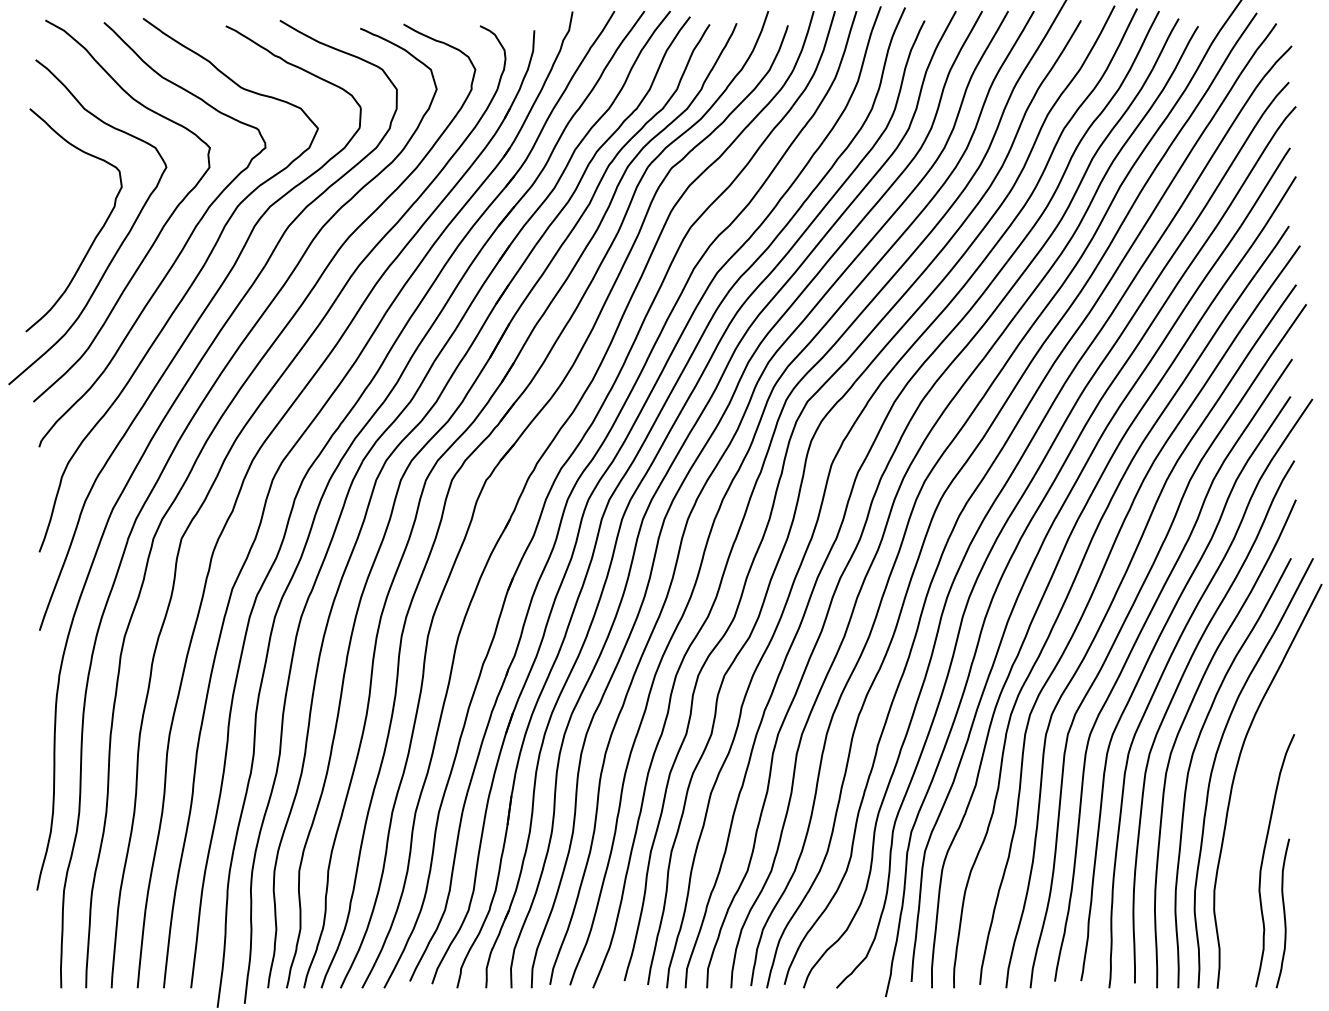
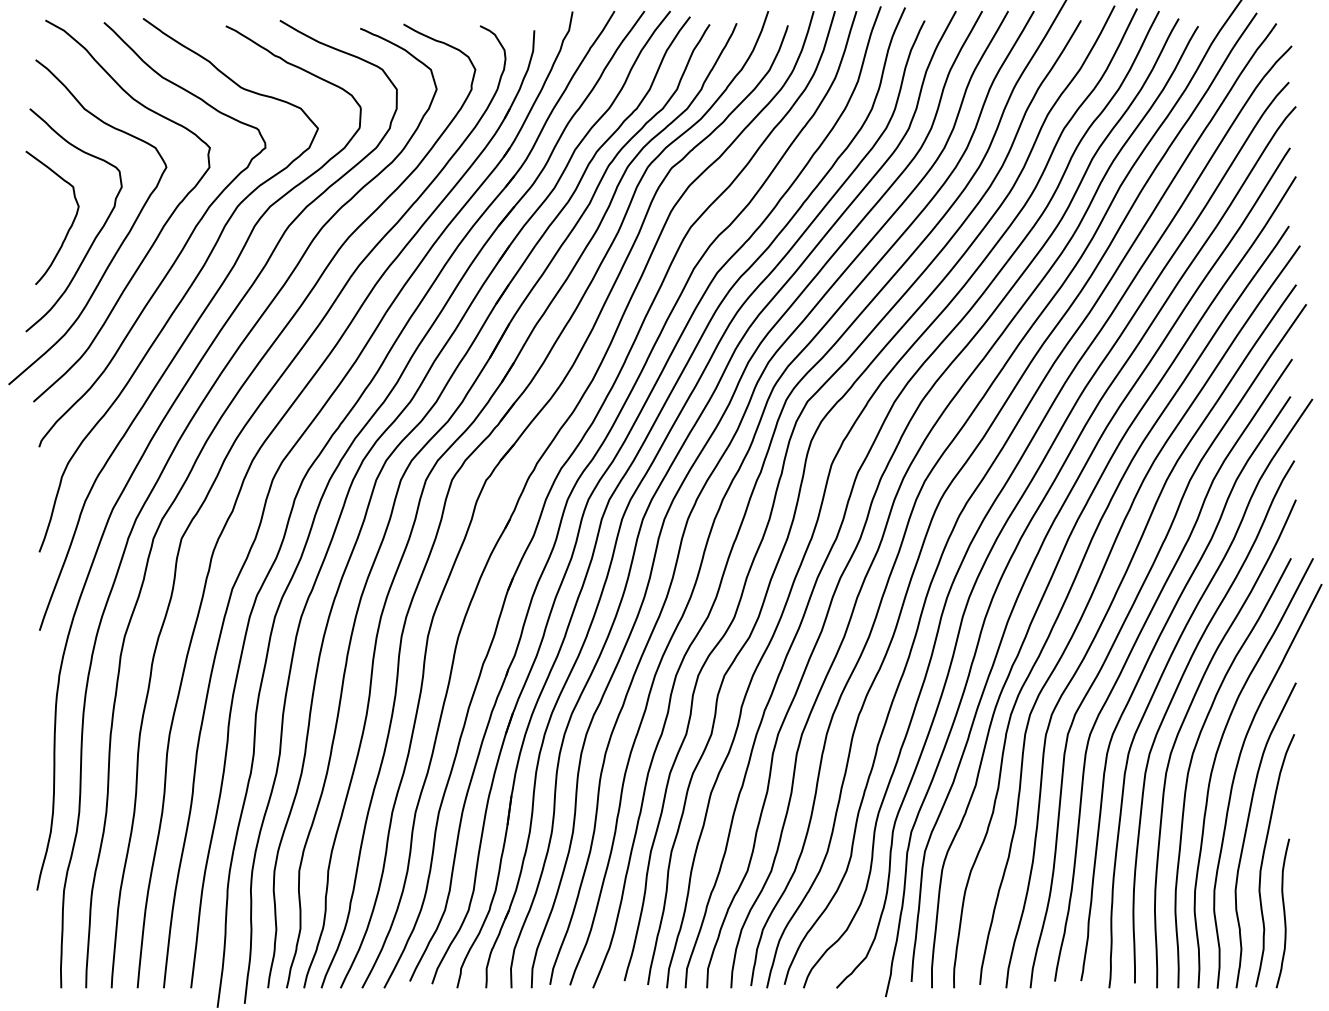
curve: none -> present (70, 225)
curve: none -> present (1247, 829)
